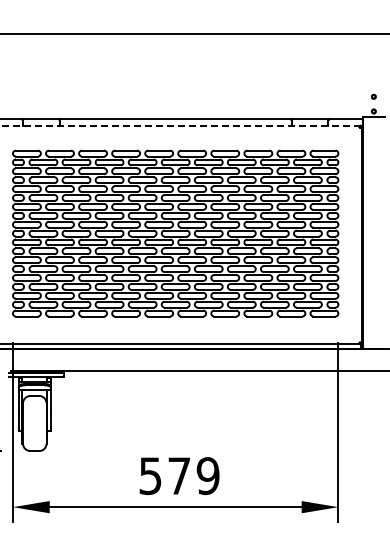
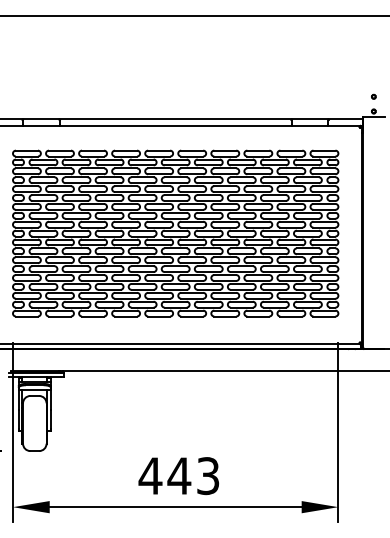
line position: (194, 34) -> (194, 16) (194, 16)
line: dashed -> solid (180, 125)
text: 579 -> 443 (178, 476)
